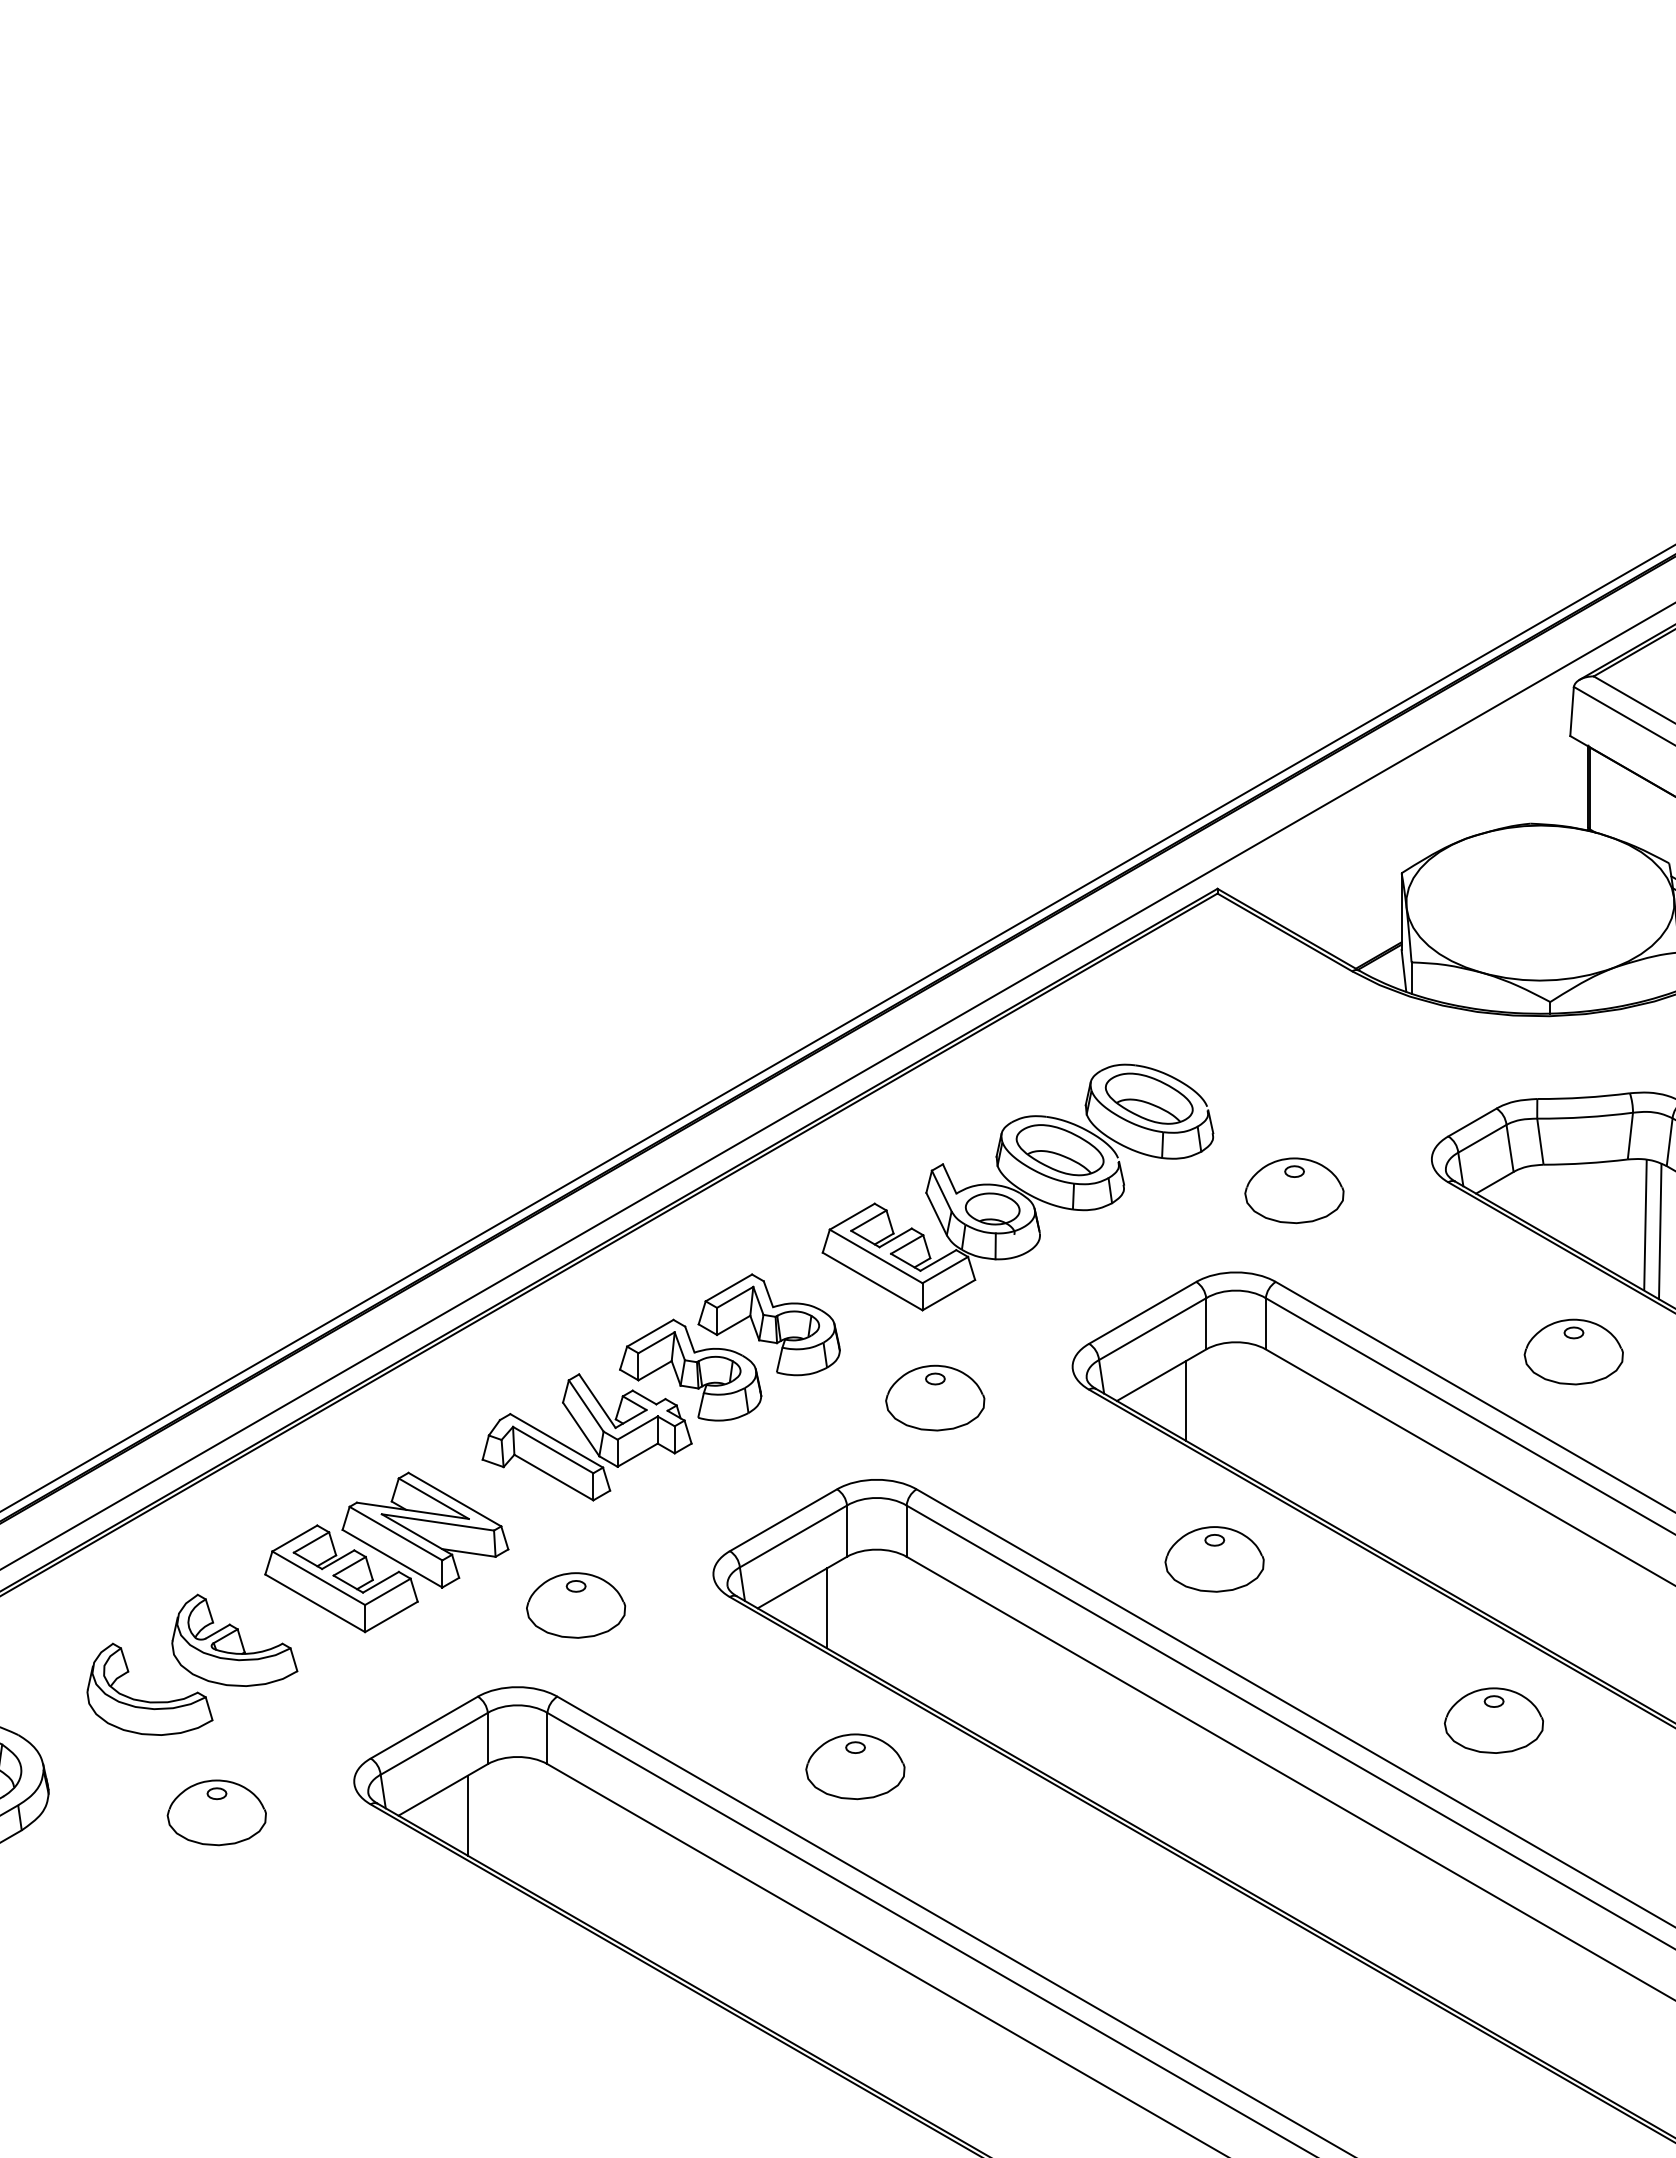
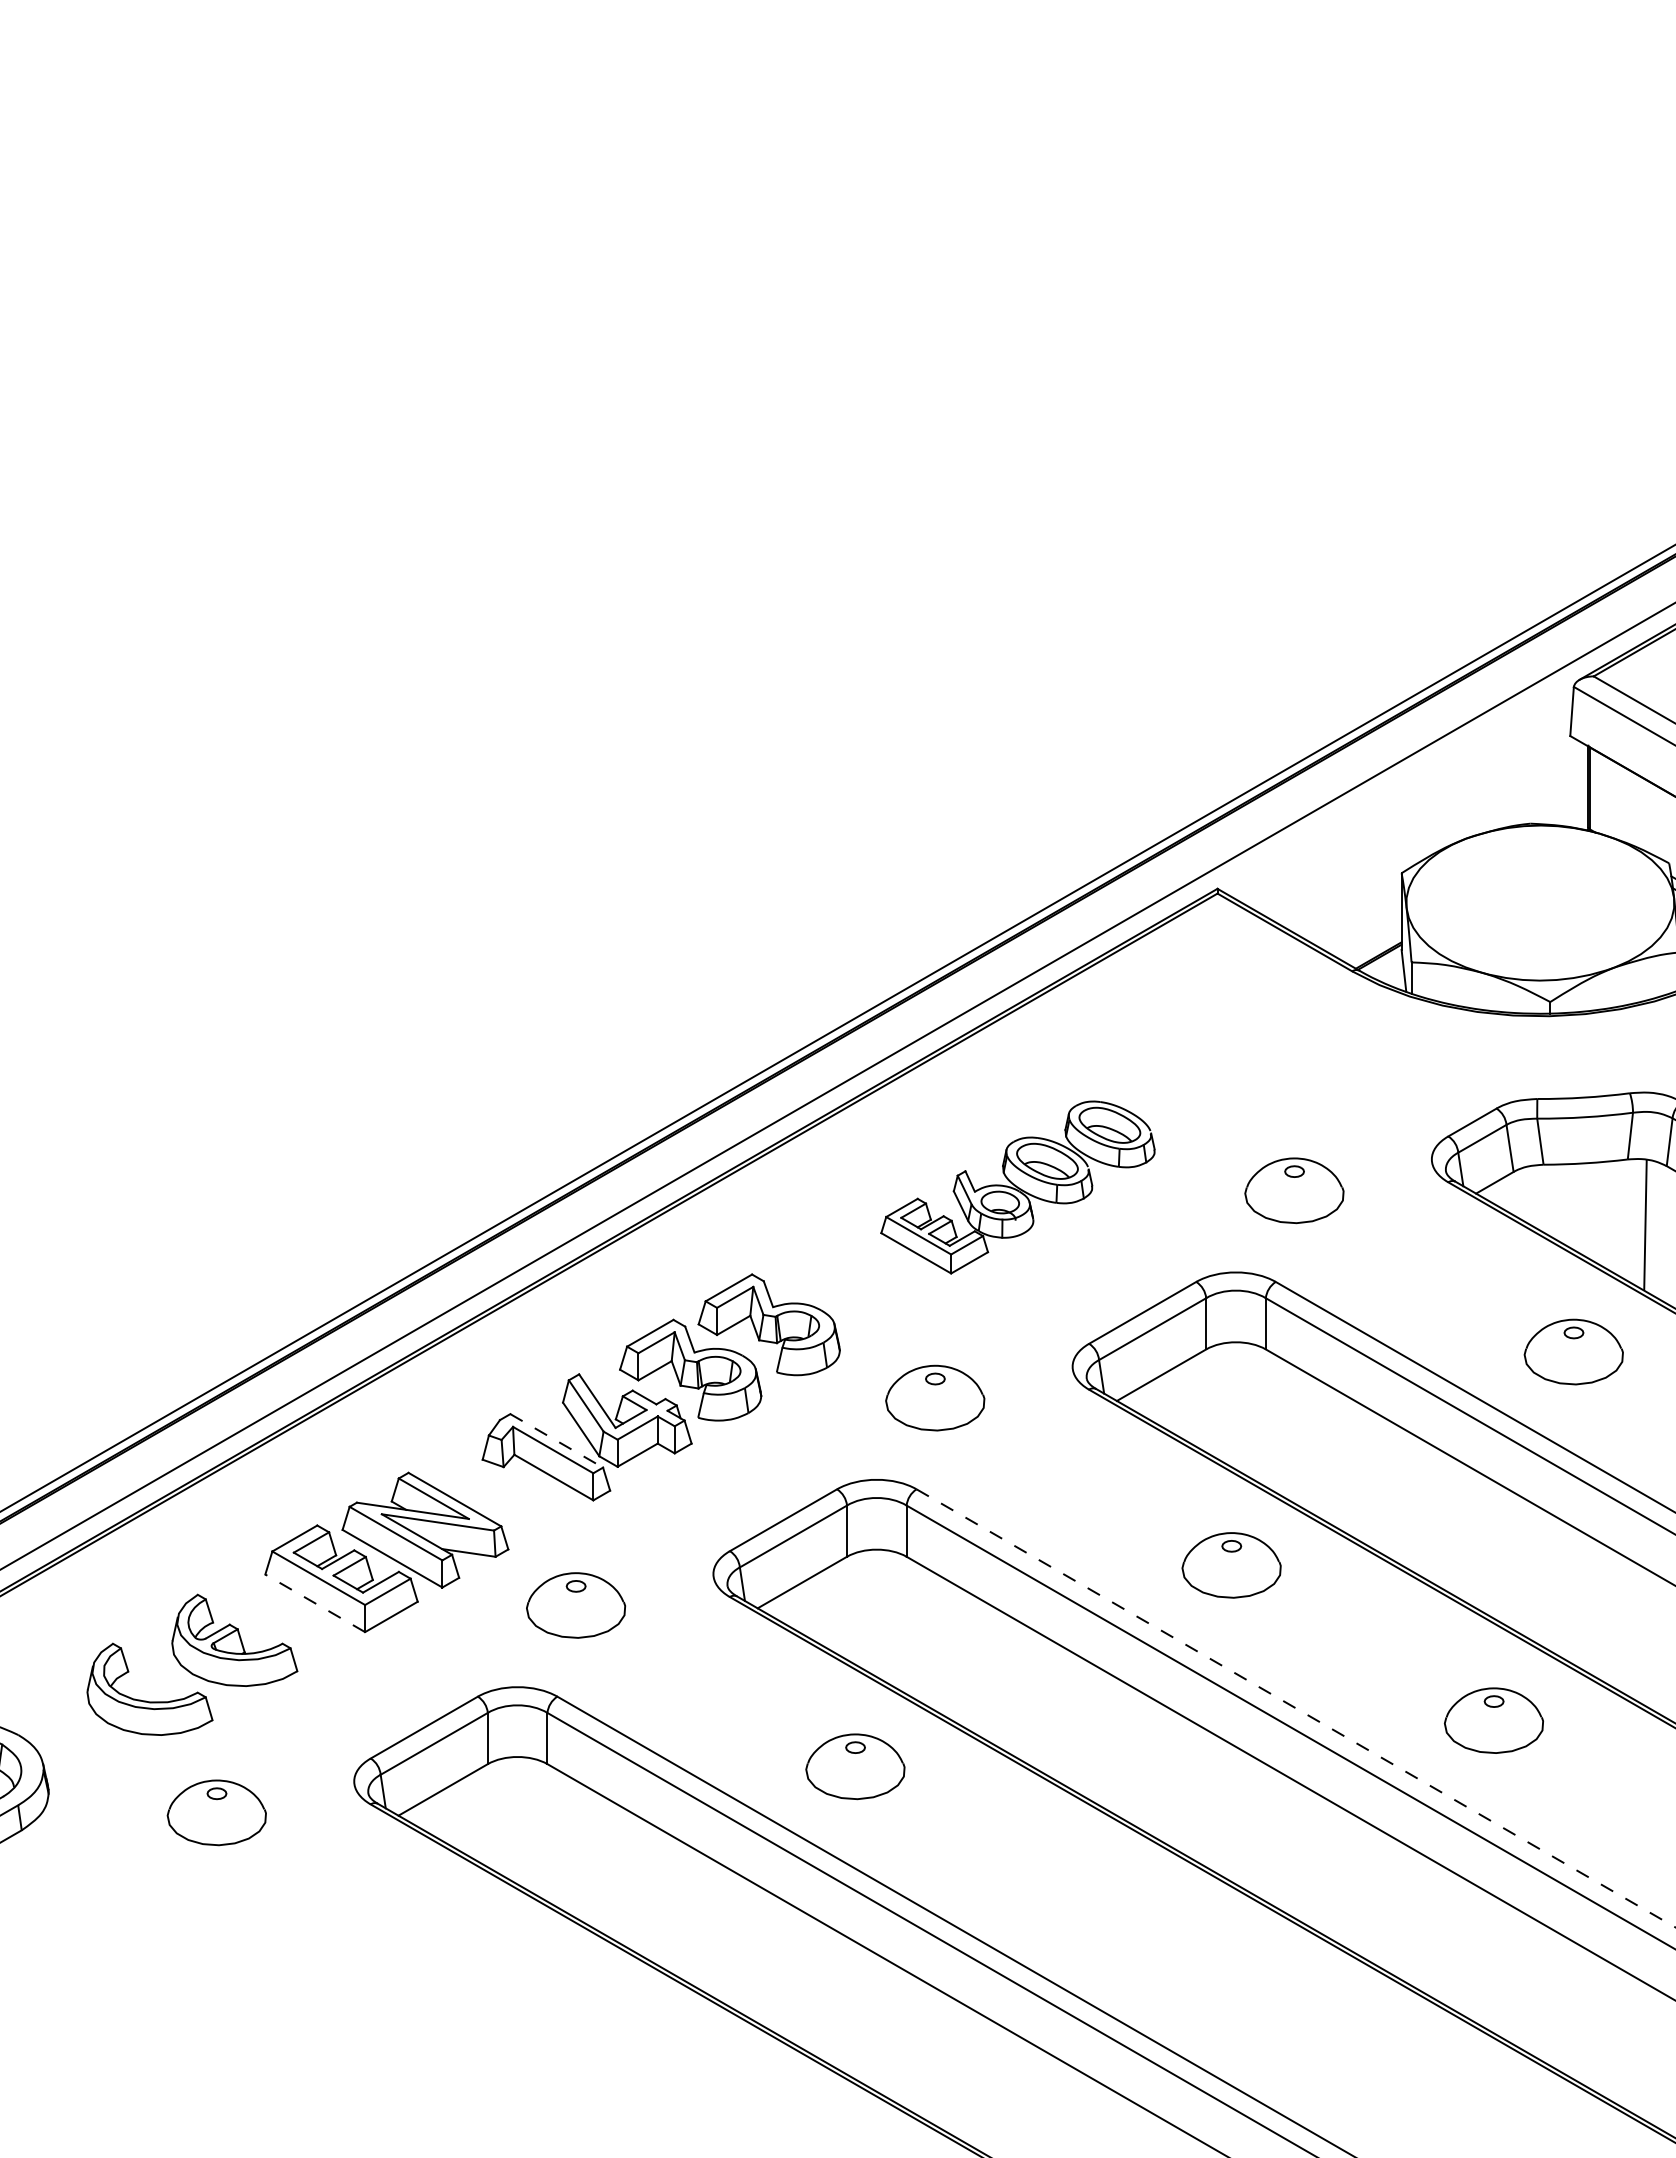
part size: 394x249 px -> 276x175 px (1017, 1187)
line: present -> none (1660, 1231)
line: present -> none (1186, 1400)
line: solid -> dashed (556, 1440)
part position: (1214, 1559) -> (1231, 1565) (1231, 1565)
line: solid -> dashed (315, 1603)
line: present -> none (826, 1608)
line: solid -> dashed (1295, 1708)
line: present -> none (467, 1815)
